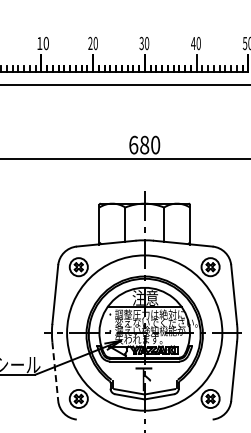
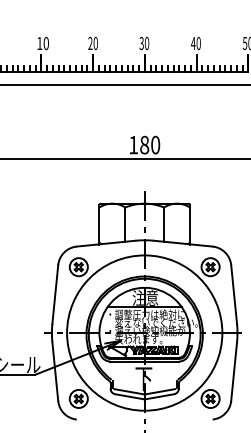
text: 680 -> 180 (133, 144)
line: dashed -> solid (55, 371)
